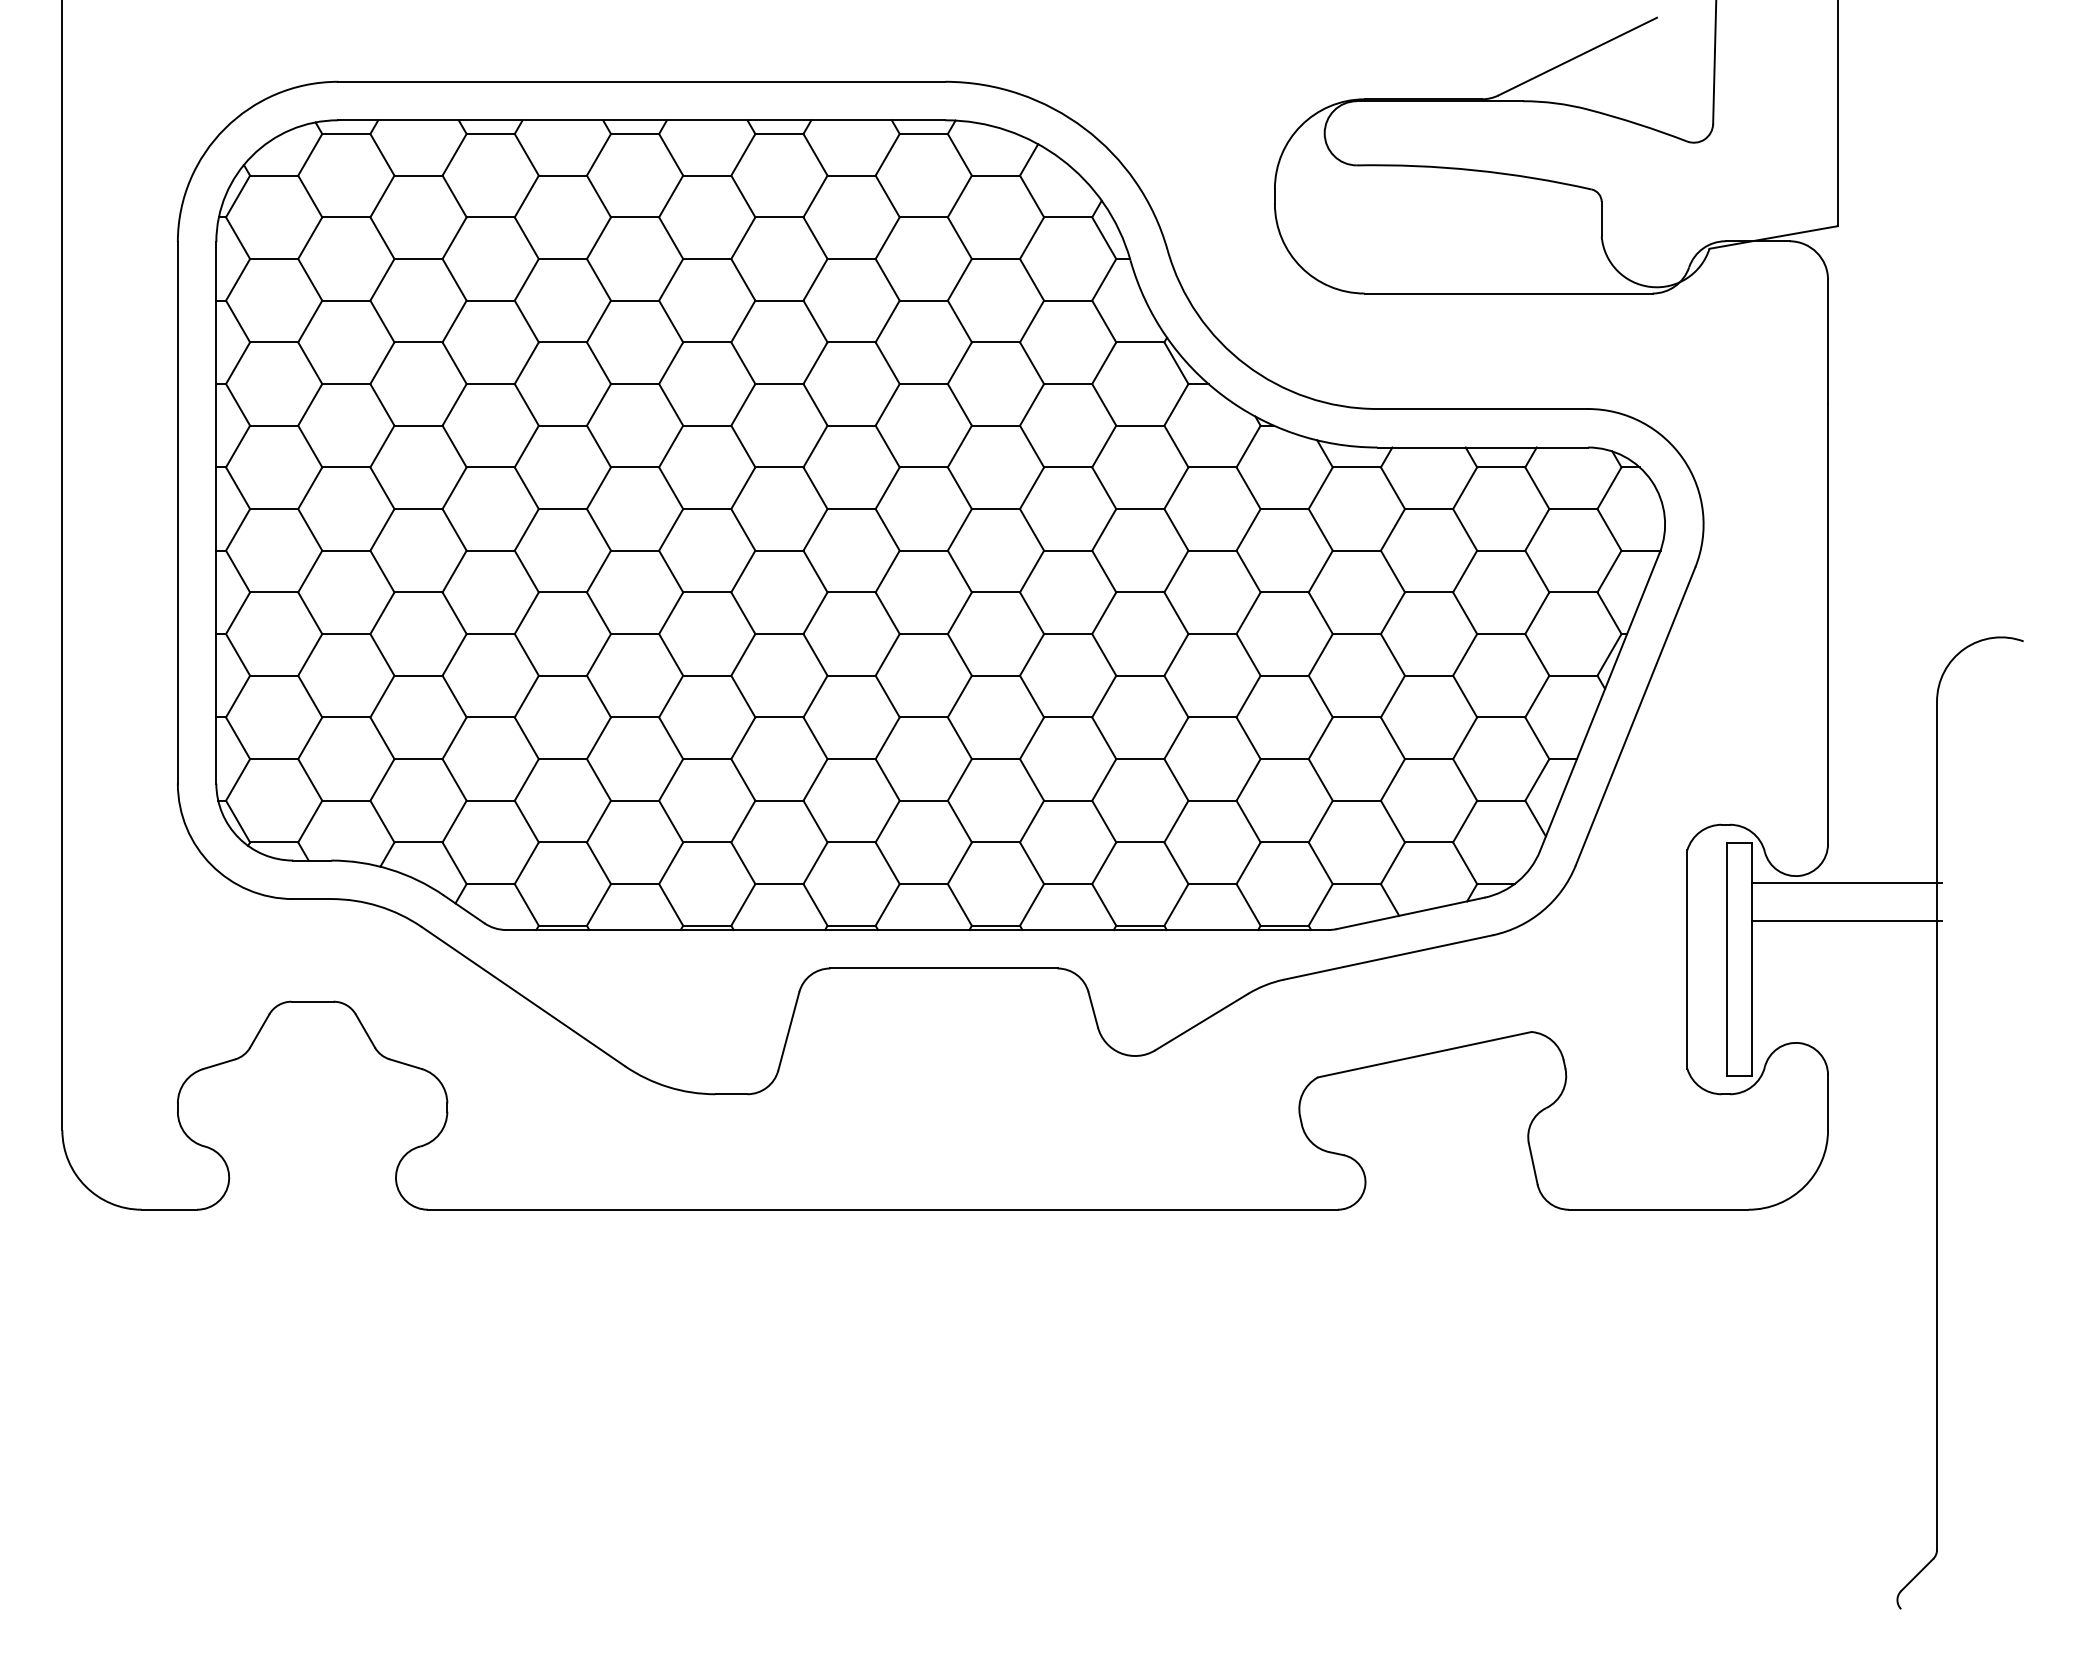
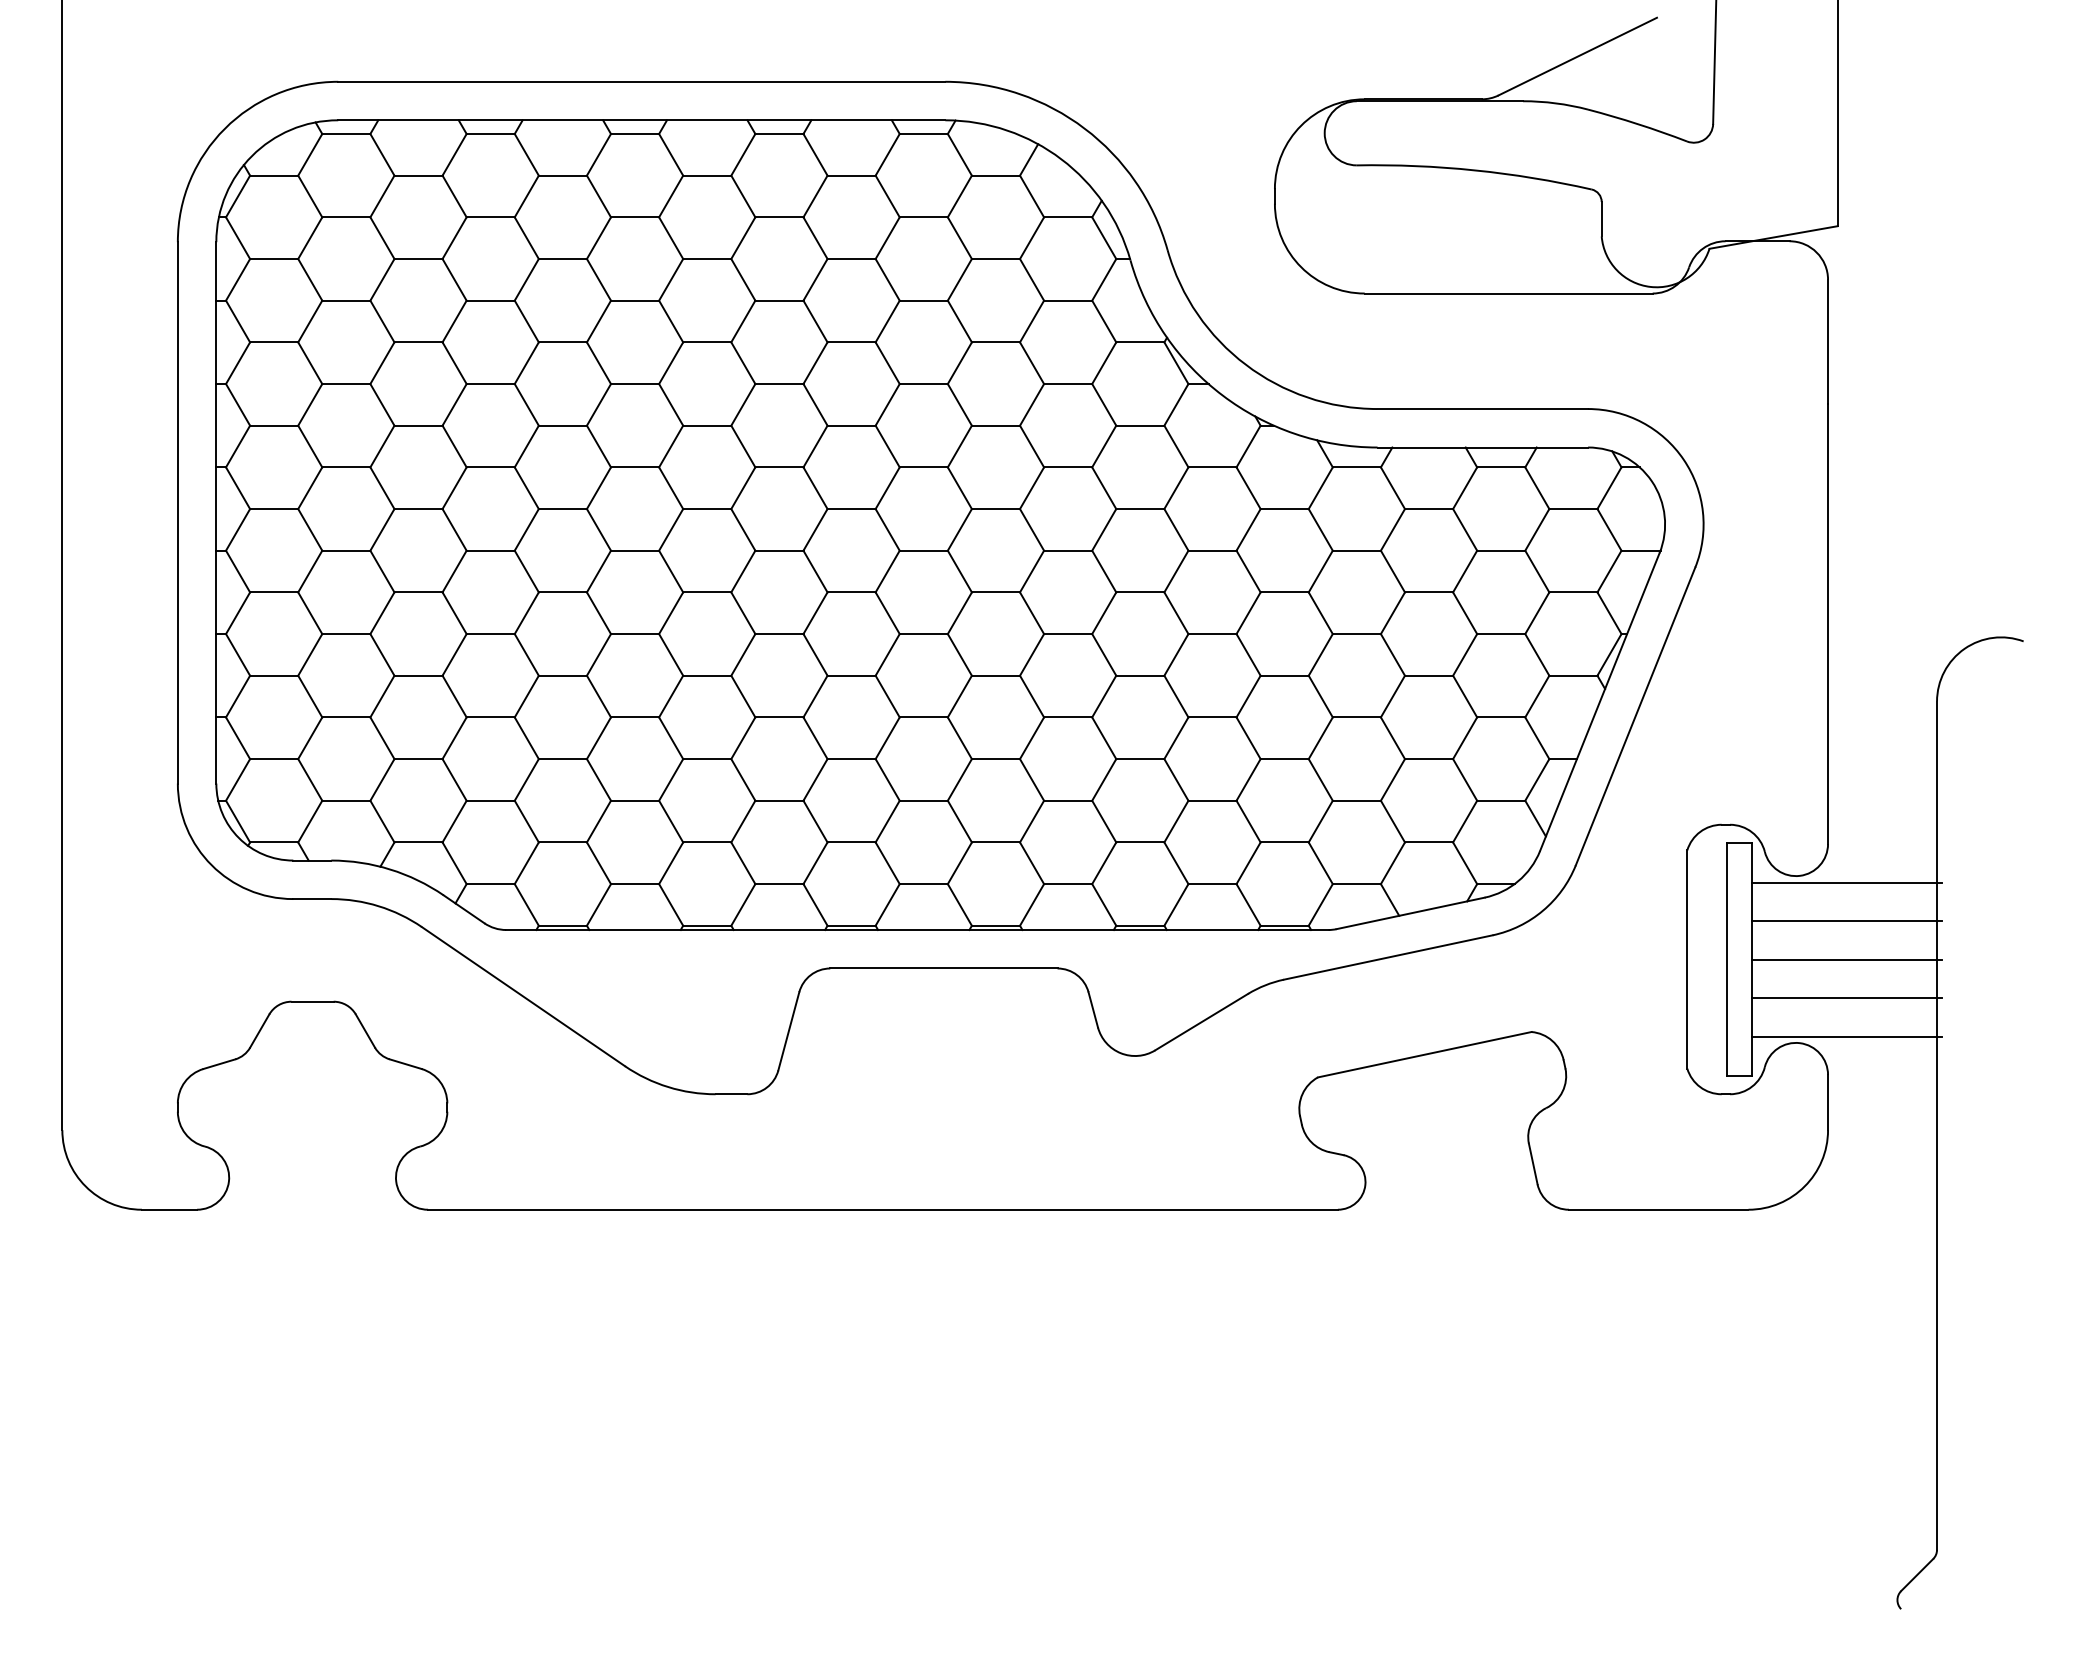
line: none -> present (1846, 959)
line: none -> present (1846, 998)
line: none -> present (1846, 1036)
